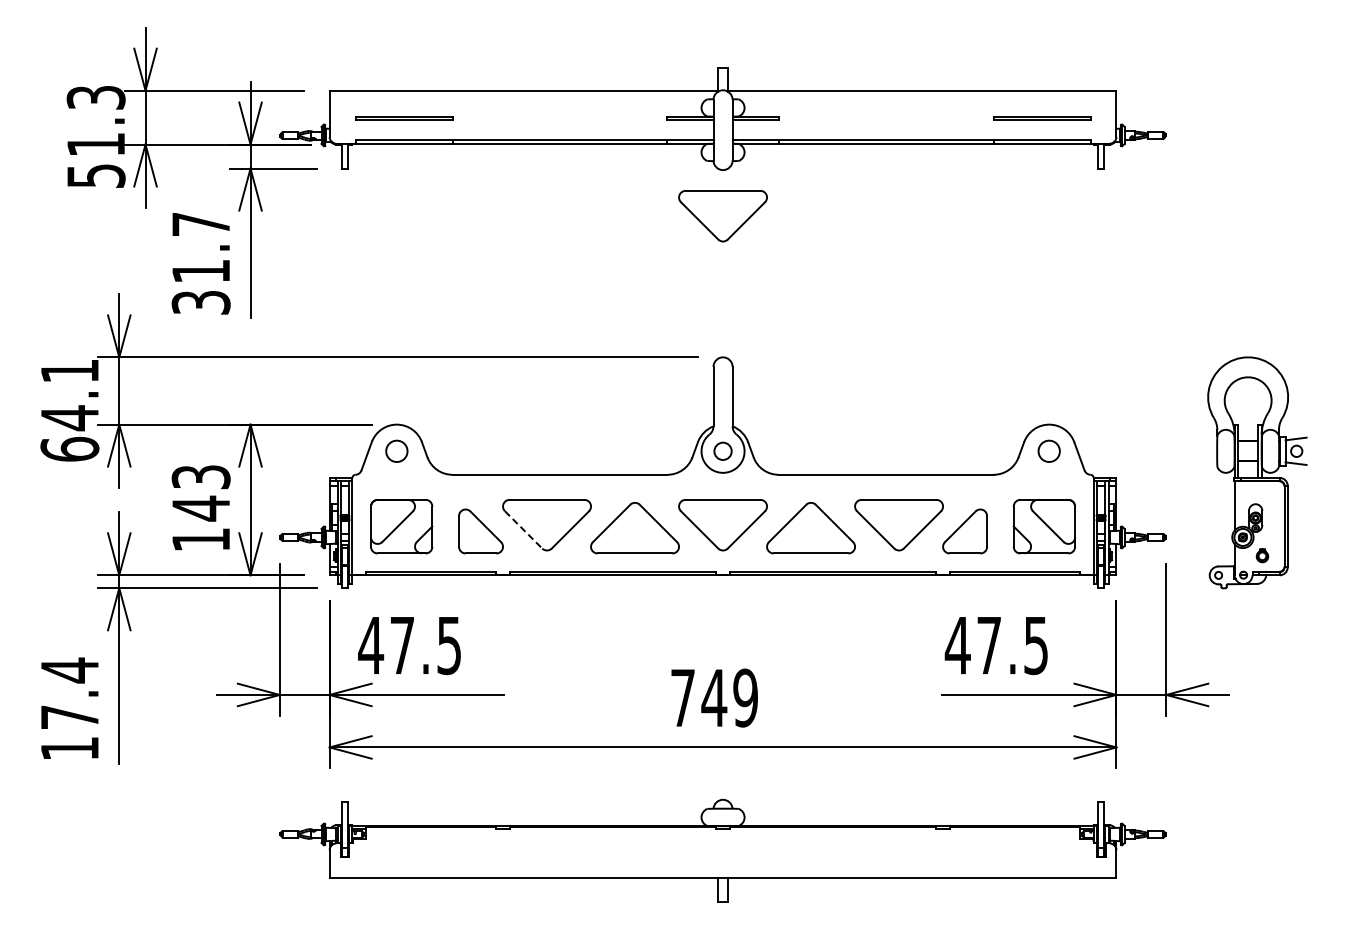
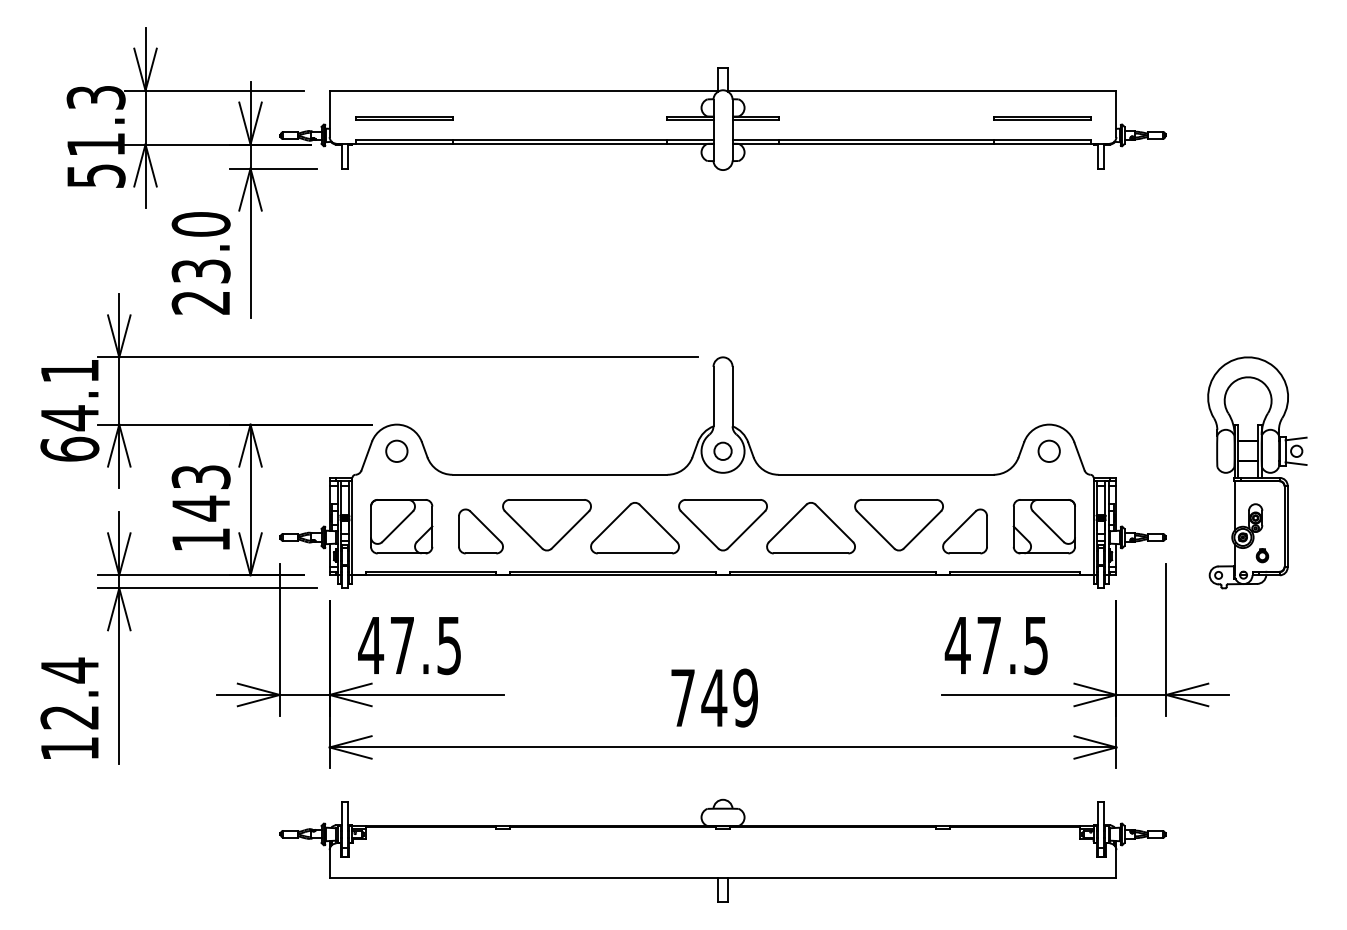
part: present -> none (722, 216)
text: 31.7 -> 23.0 (200, 263)
line: dashed -> solid (524, 530)
text: 17.4 -> 12.4 (69, 717)
